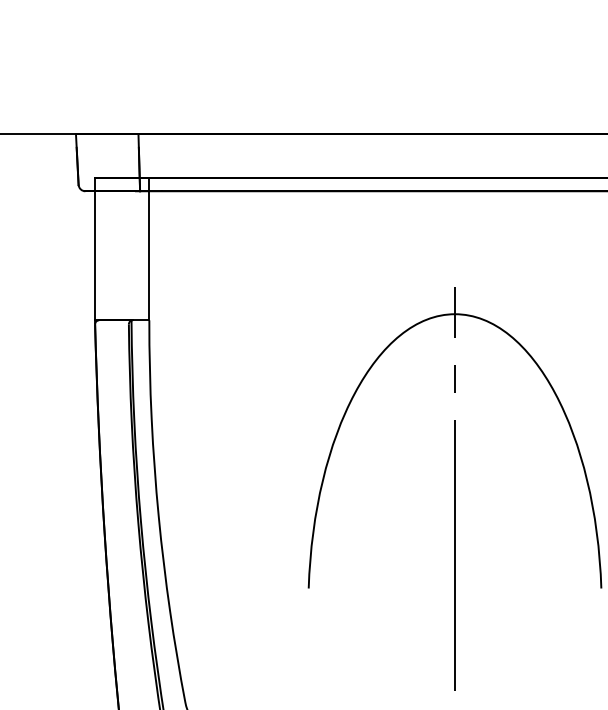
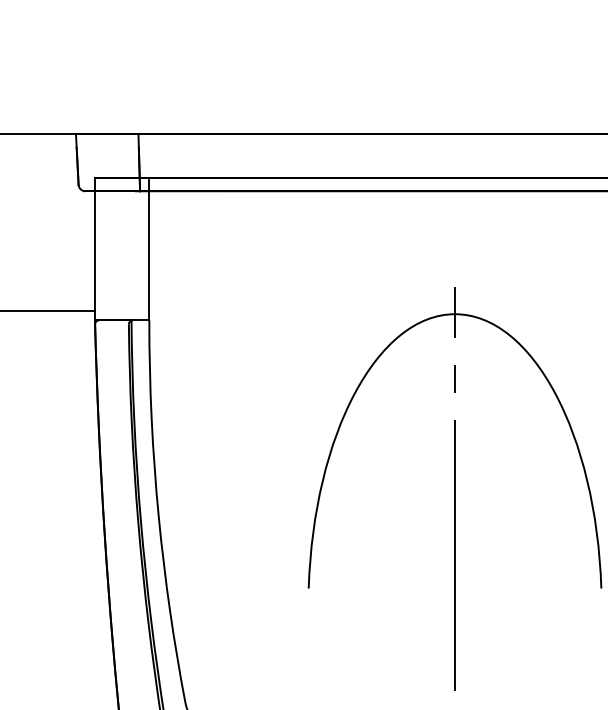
line: none -> present (48, 310)
